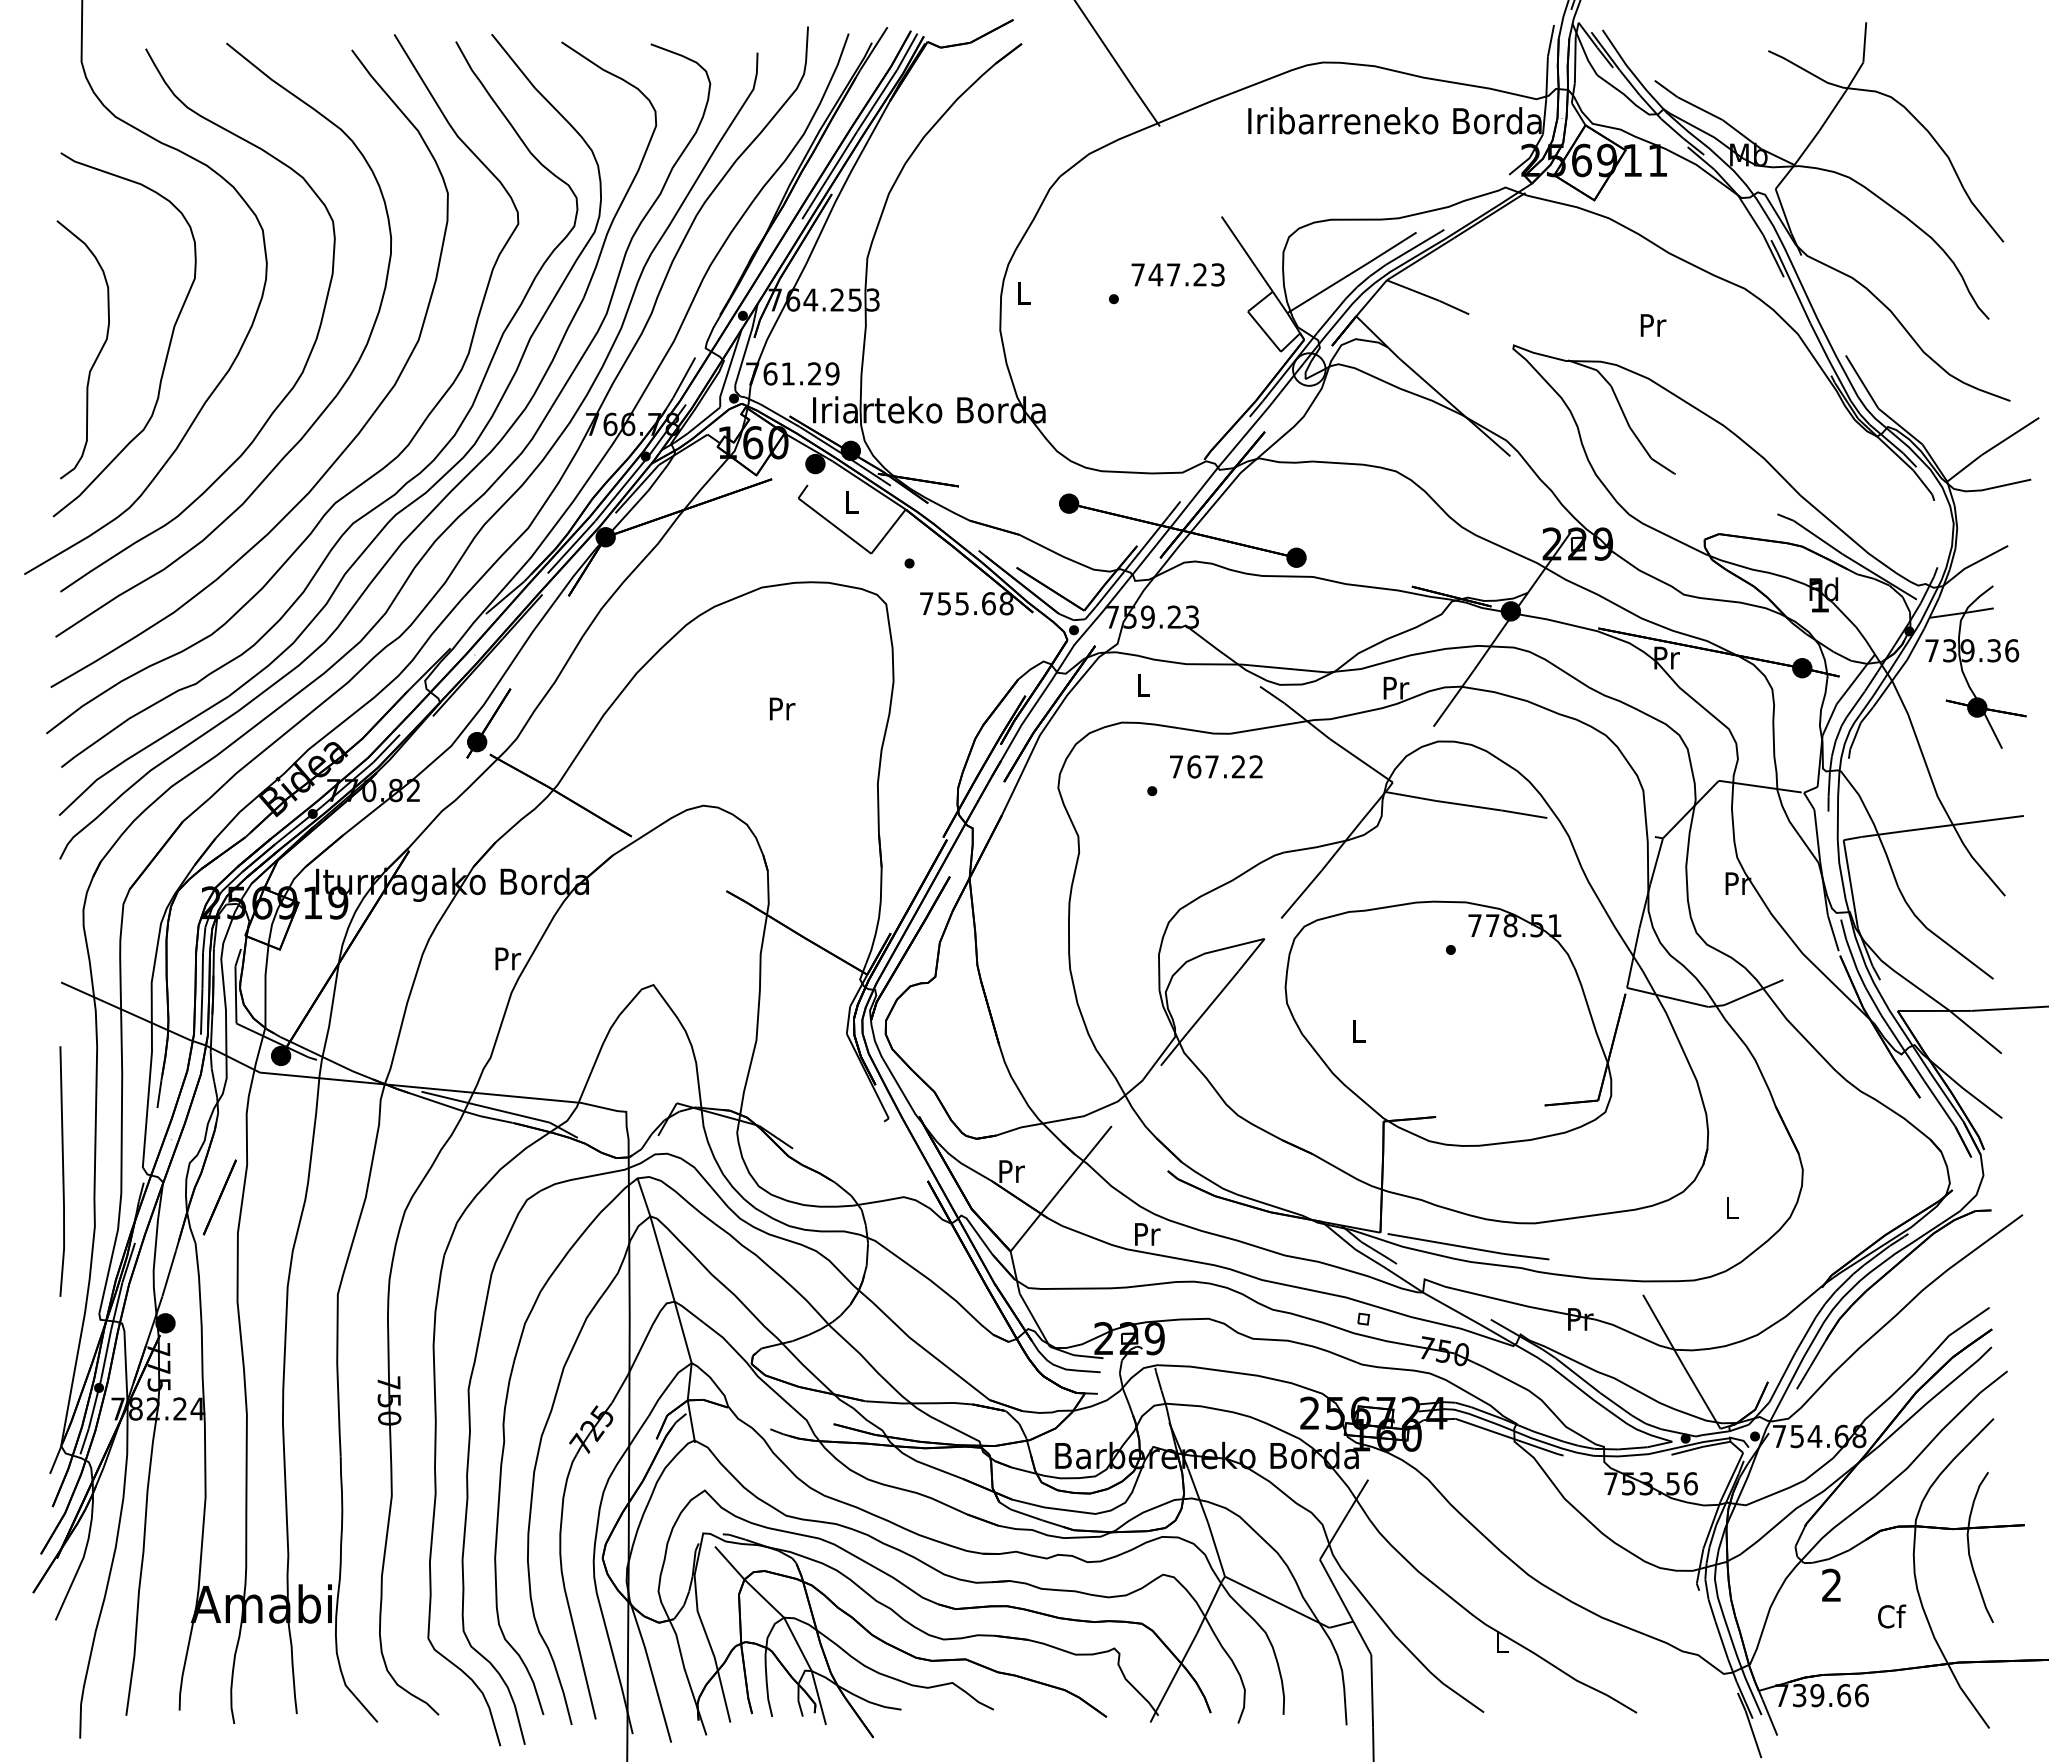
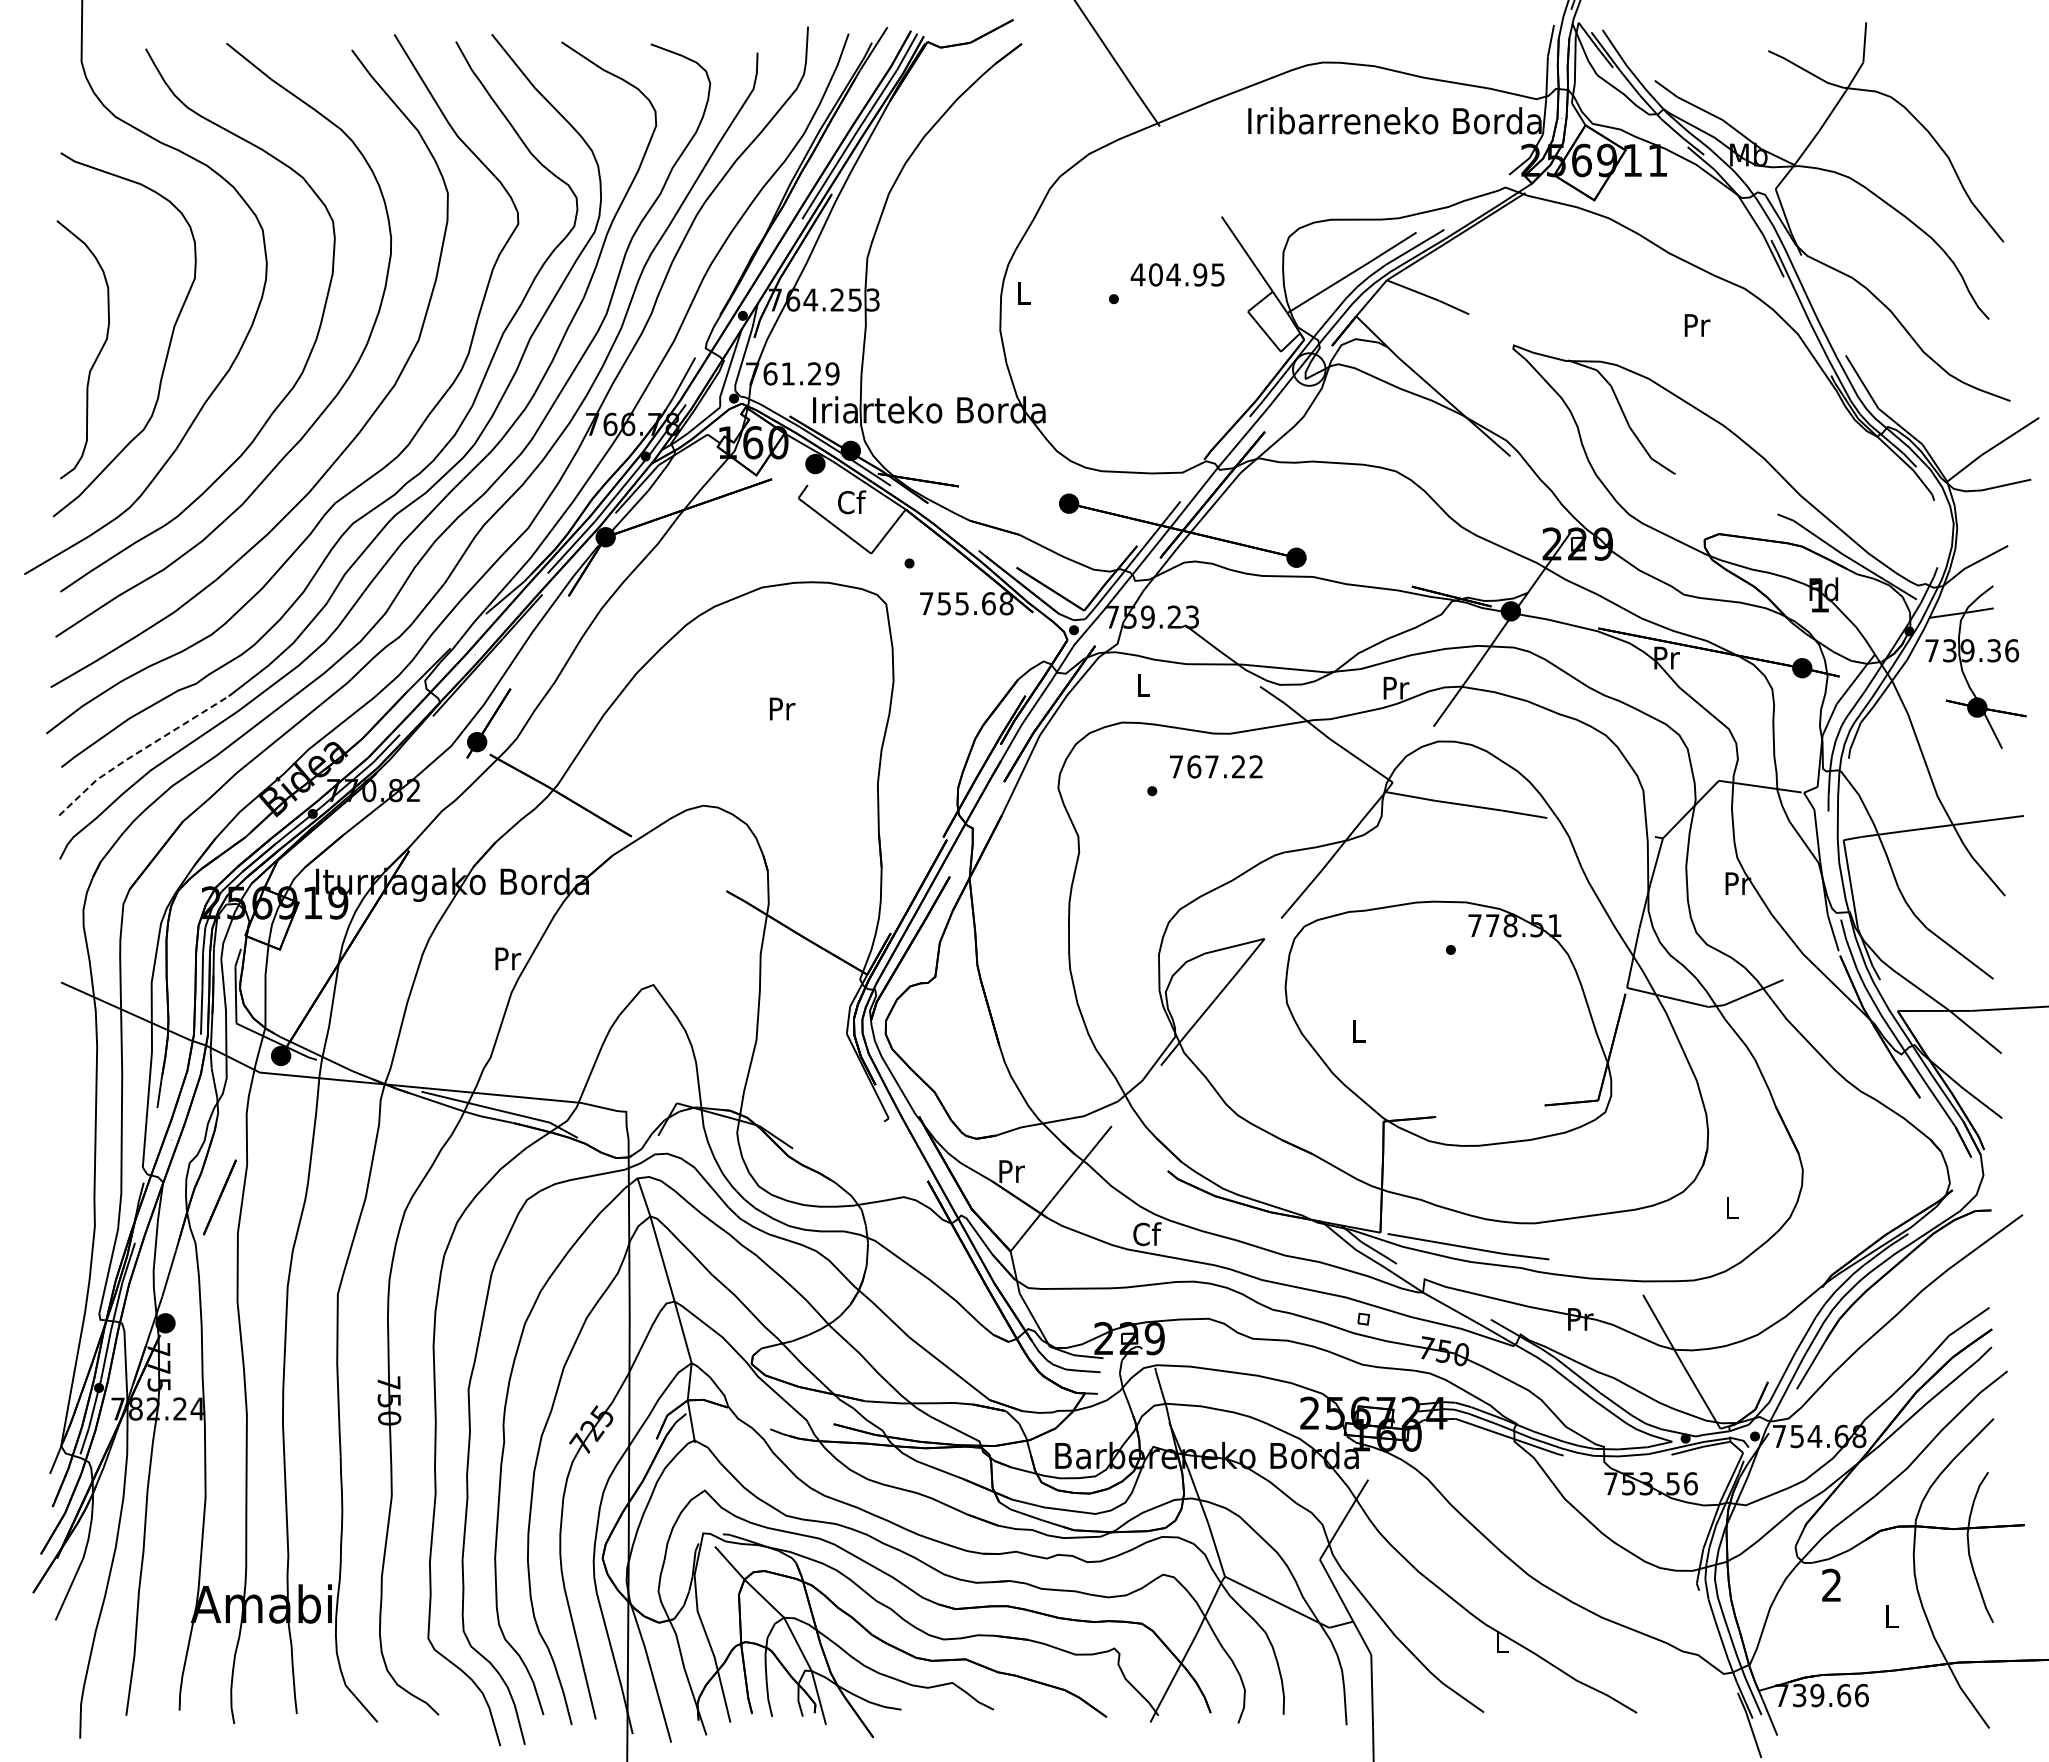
text: 747.23 -> 404.95 (1177, 274)
text position: (1653, 325) -> (1697, 325) (1697, 325)
text: L -> Cf (852, 502)
line: solid -> dashed (139, 751)
line: present -> none (62, 1171)
text: Pr -> Cf (1147, 1234)
text: Cf -> L (1892, 1616)
